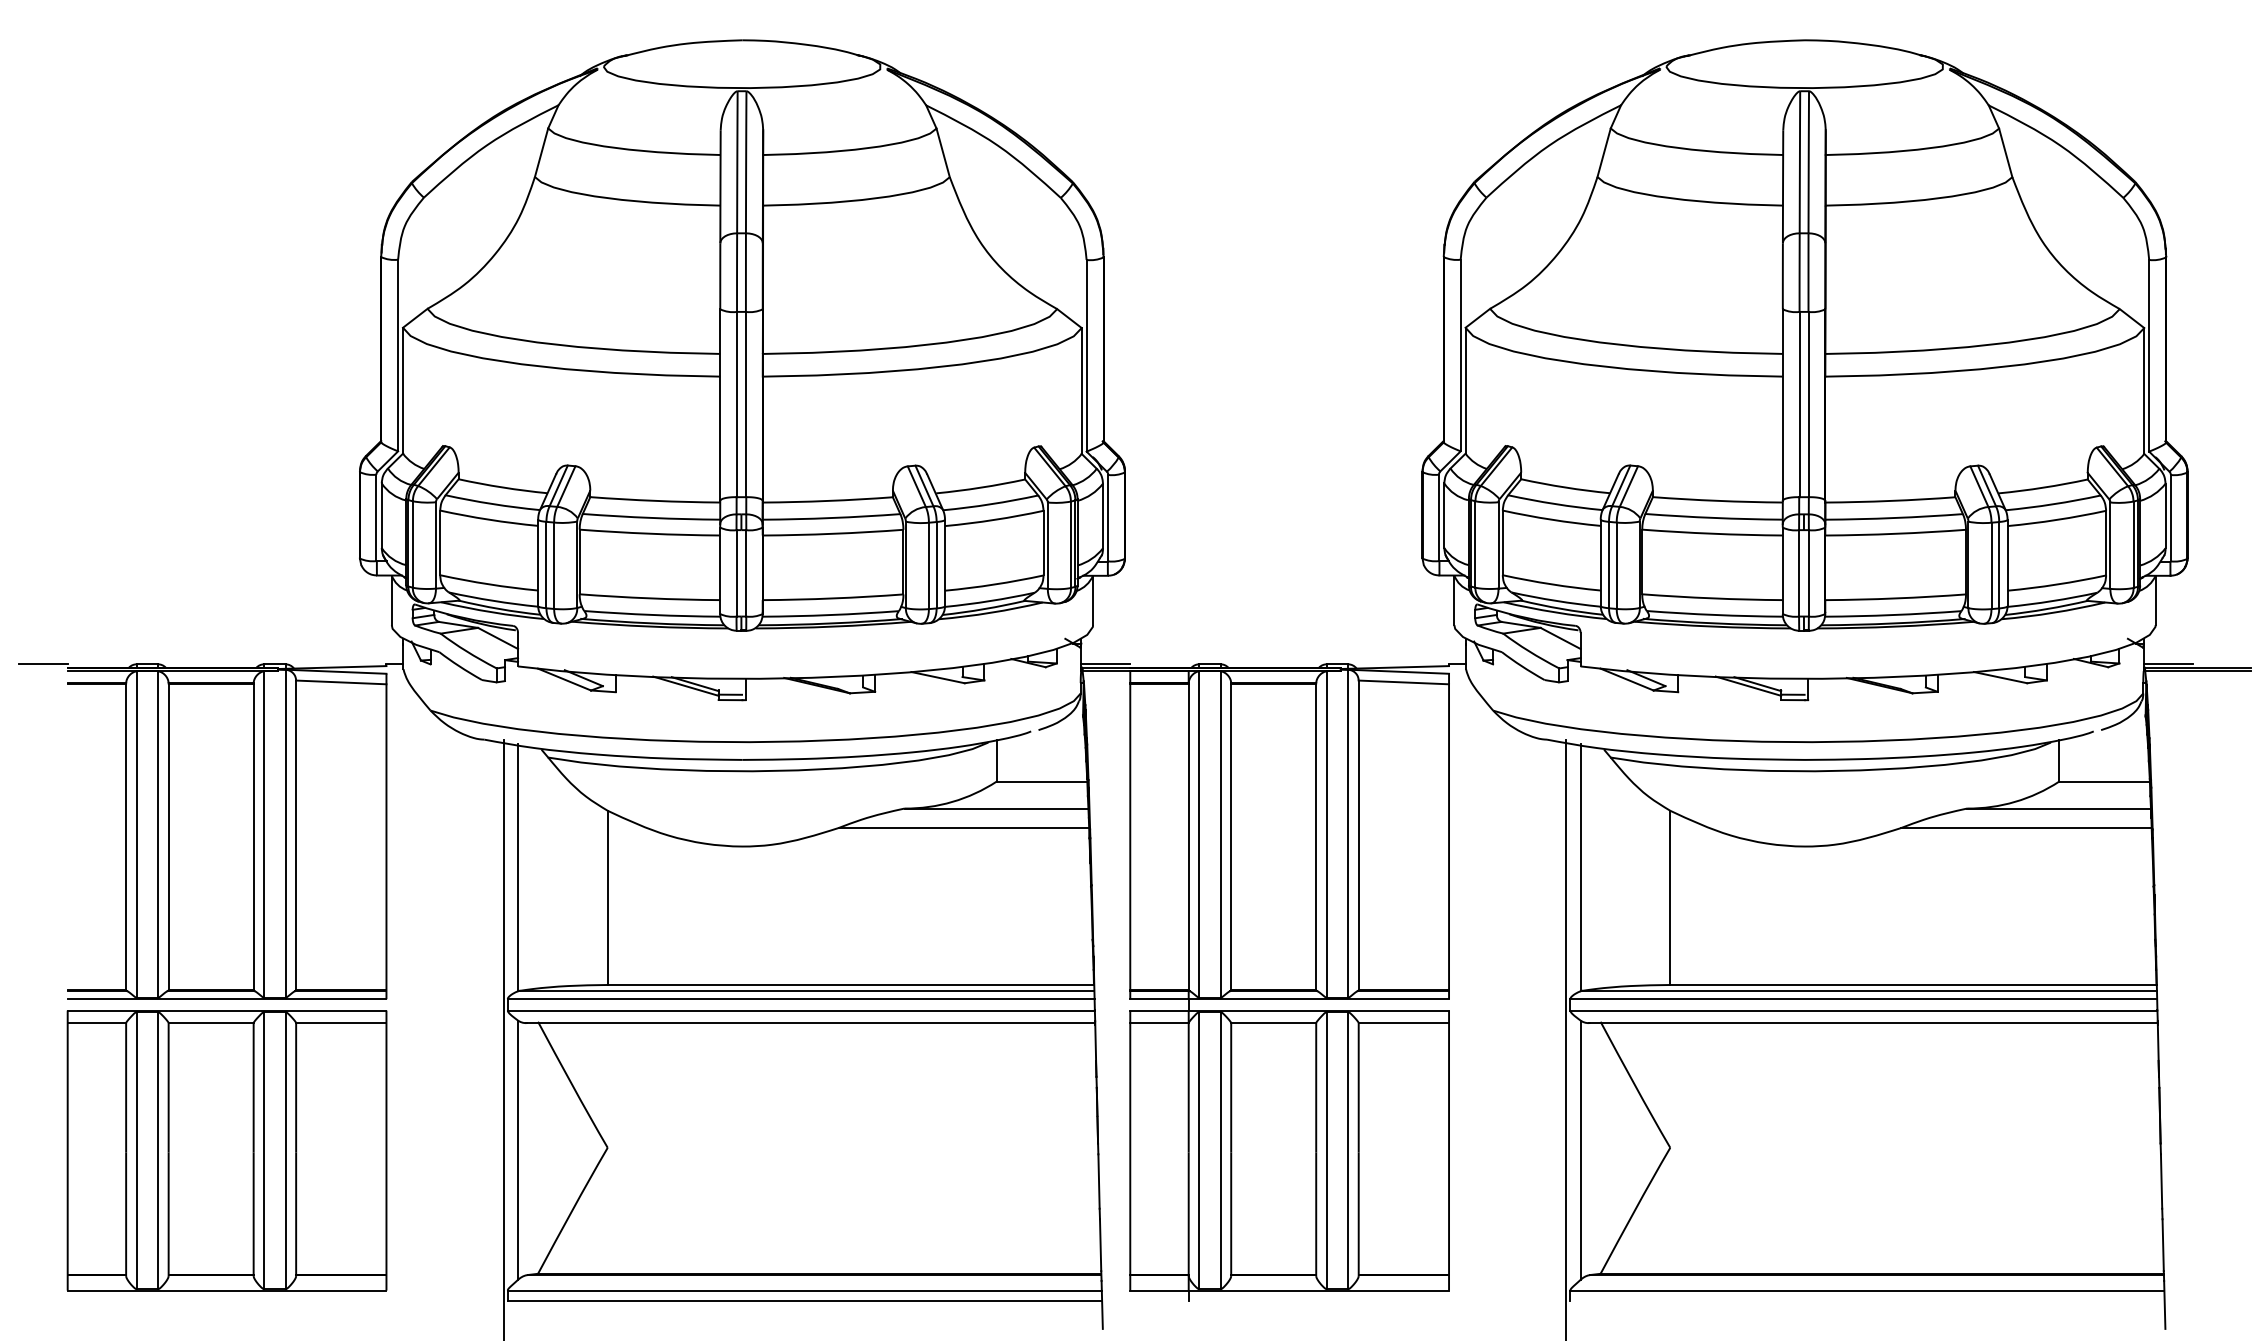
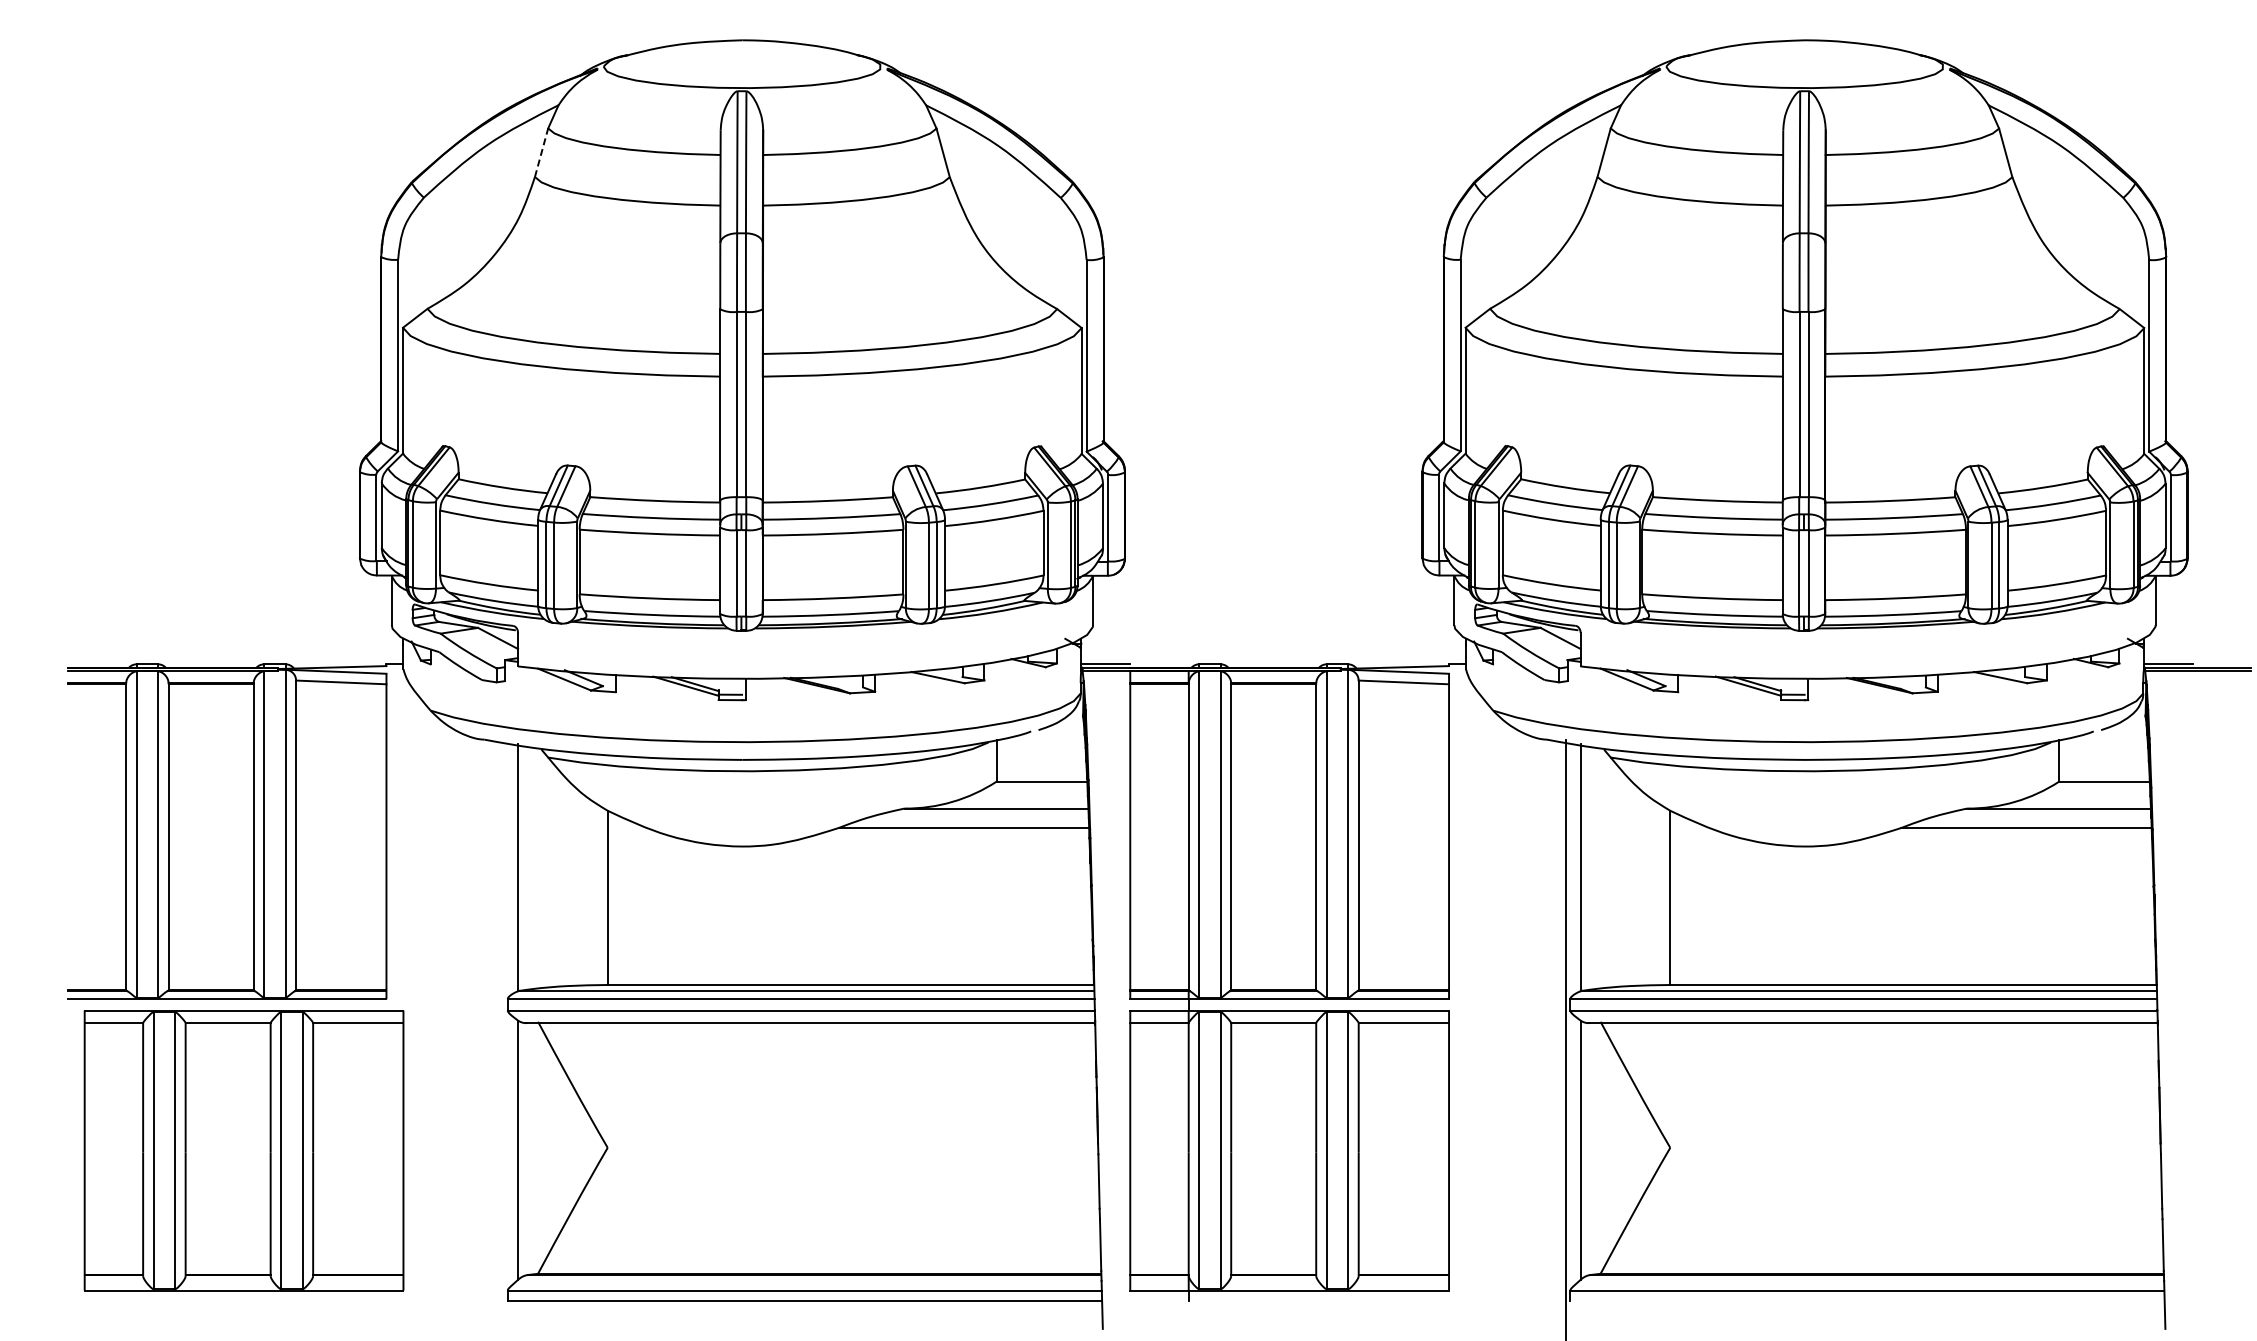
line: solid -> dashed (541, 152)
line: present -> none (42, 664)
line: present -> none (503, 1038)
part position: (226, 1150) -> (243, 1150) (243, 1150)
